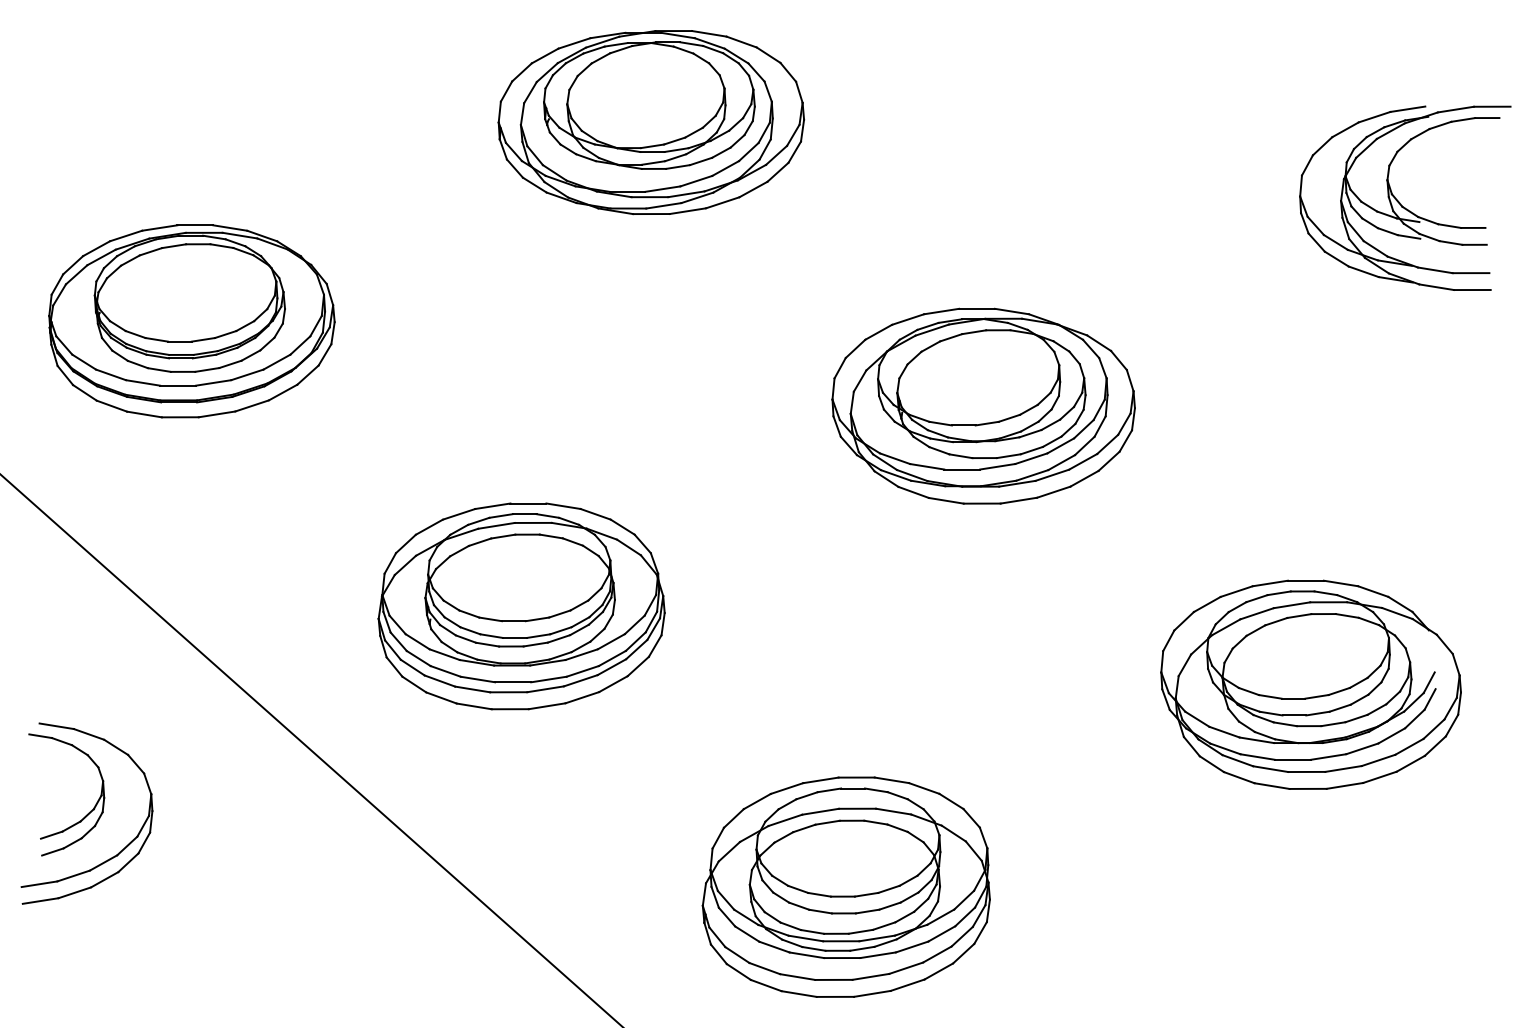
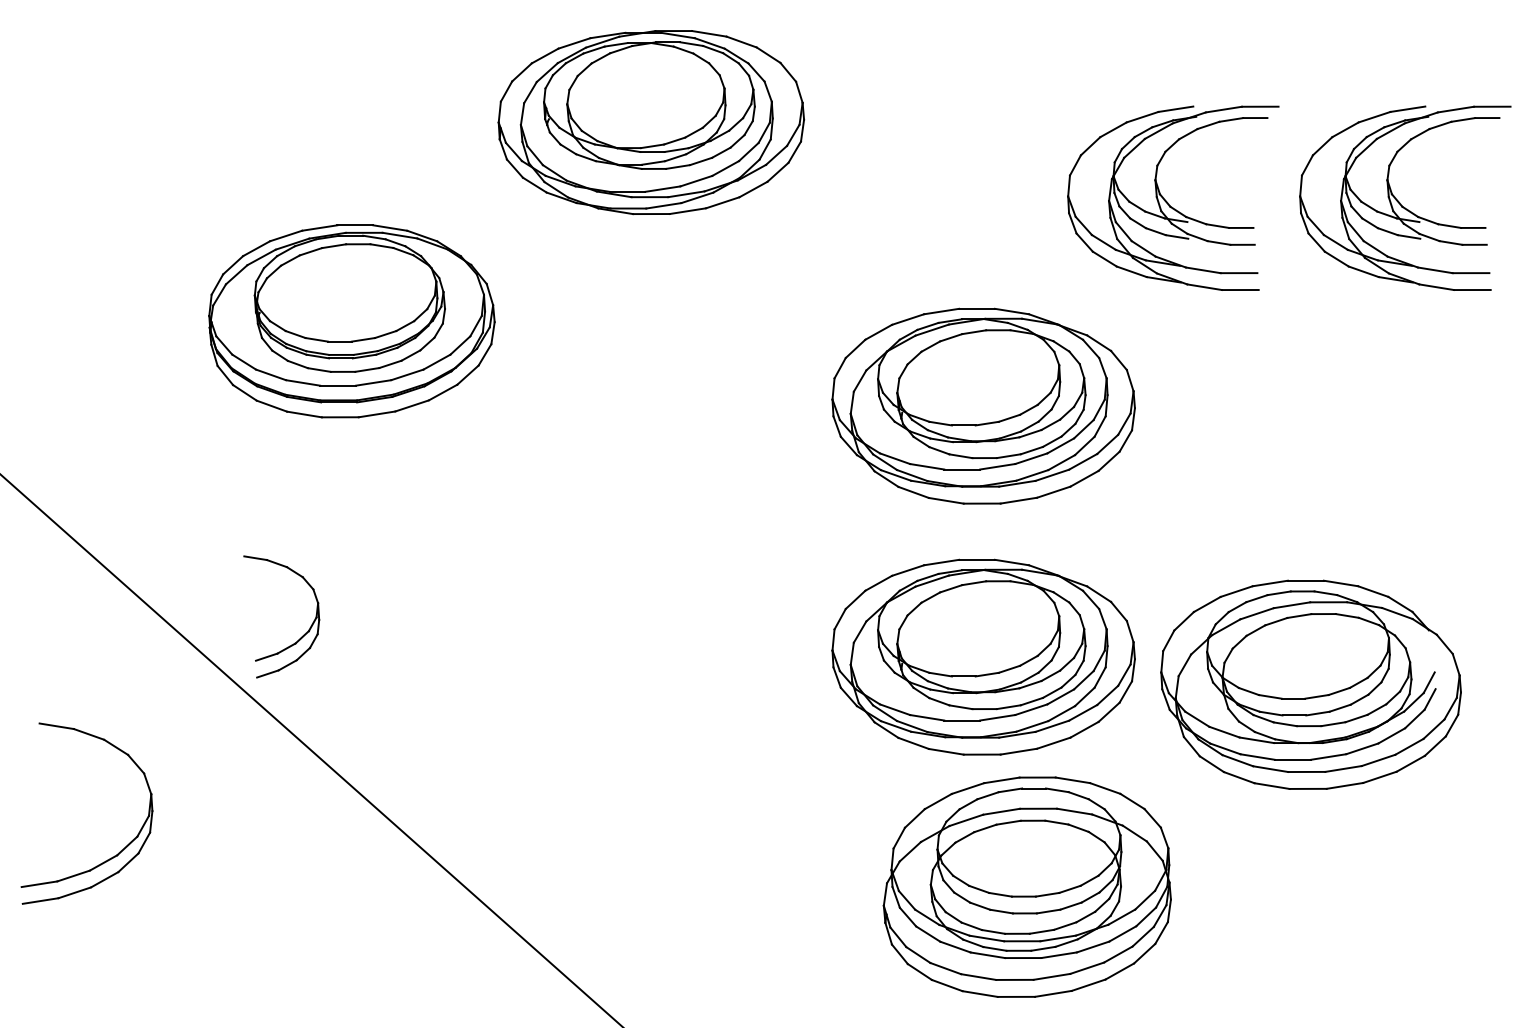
part: none -> present (1168, 202)
part position: (191, 321) -> (351, 321) (351, 321)
part: present -> none (521, 606)
part: none -> present (983, 656)
part position: (86, 814) -> (301, 636) (301, 636)
part position: (845, 886) -> (1026, 886) (1026, 886)
